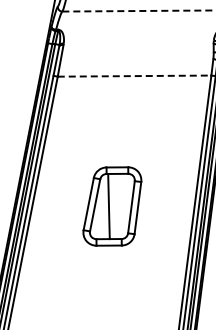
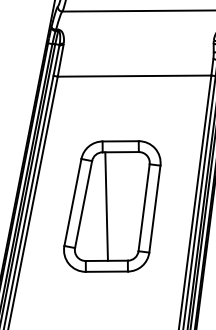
line: dashed -> solid (138, 11)
line: dashed -> solid (134, 76)
part size: 61x81 px -> 99x133 px (112, 206)
